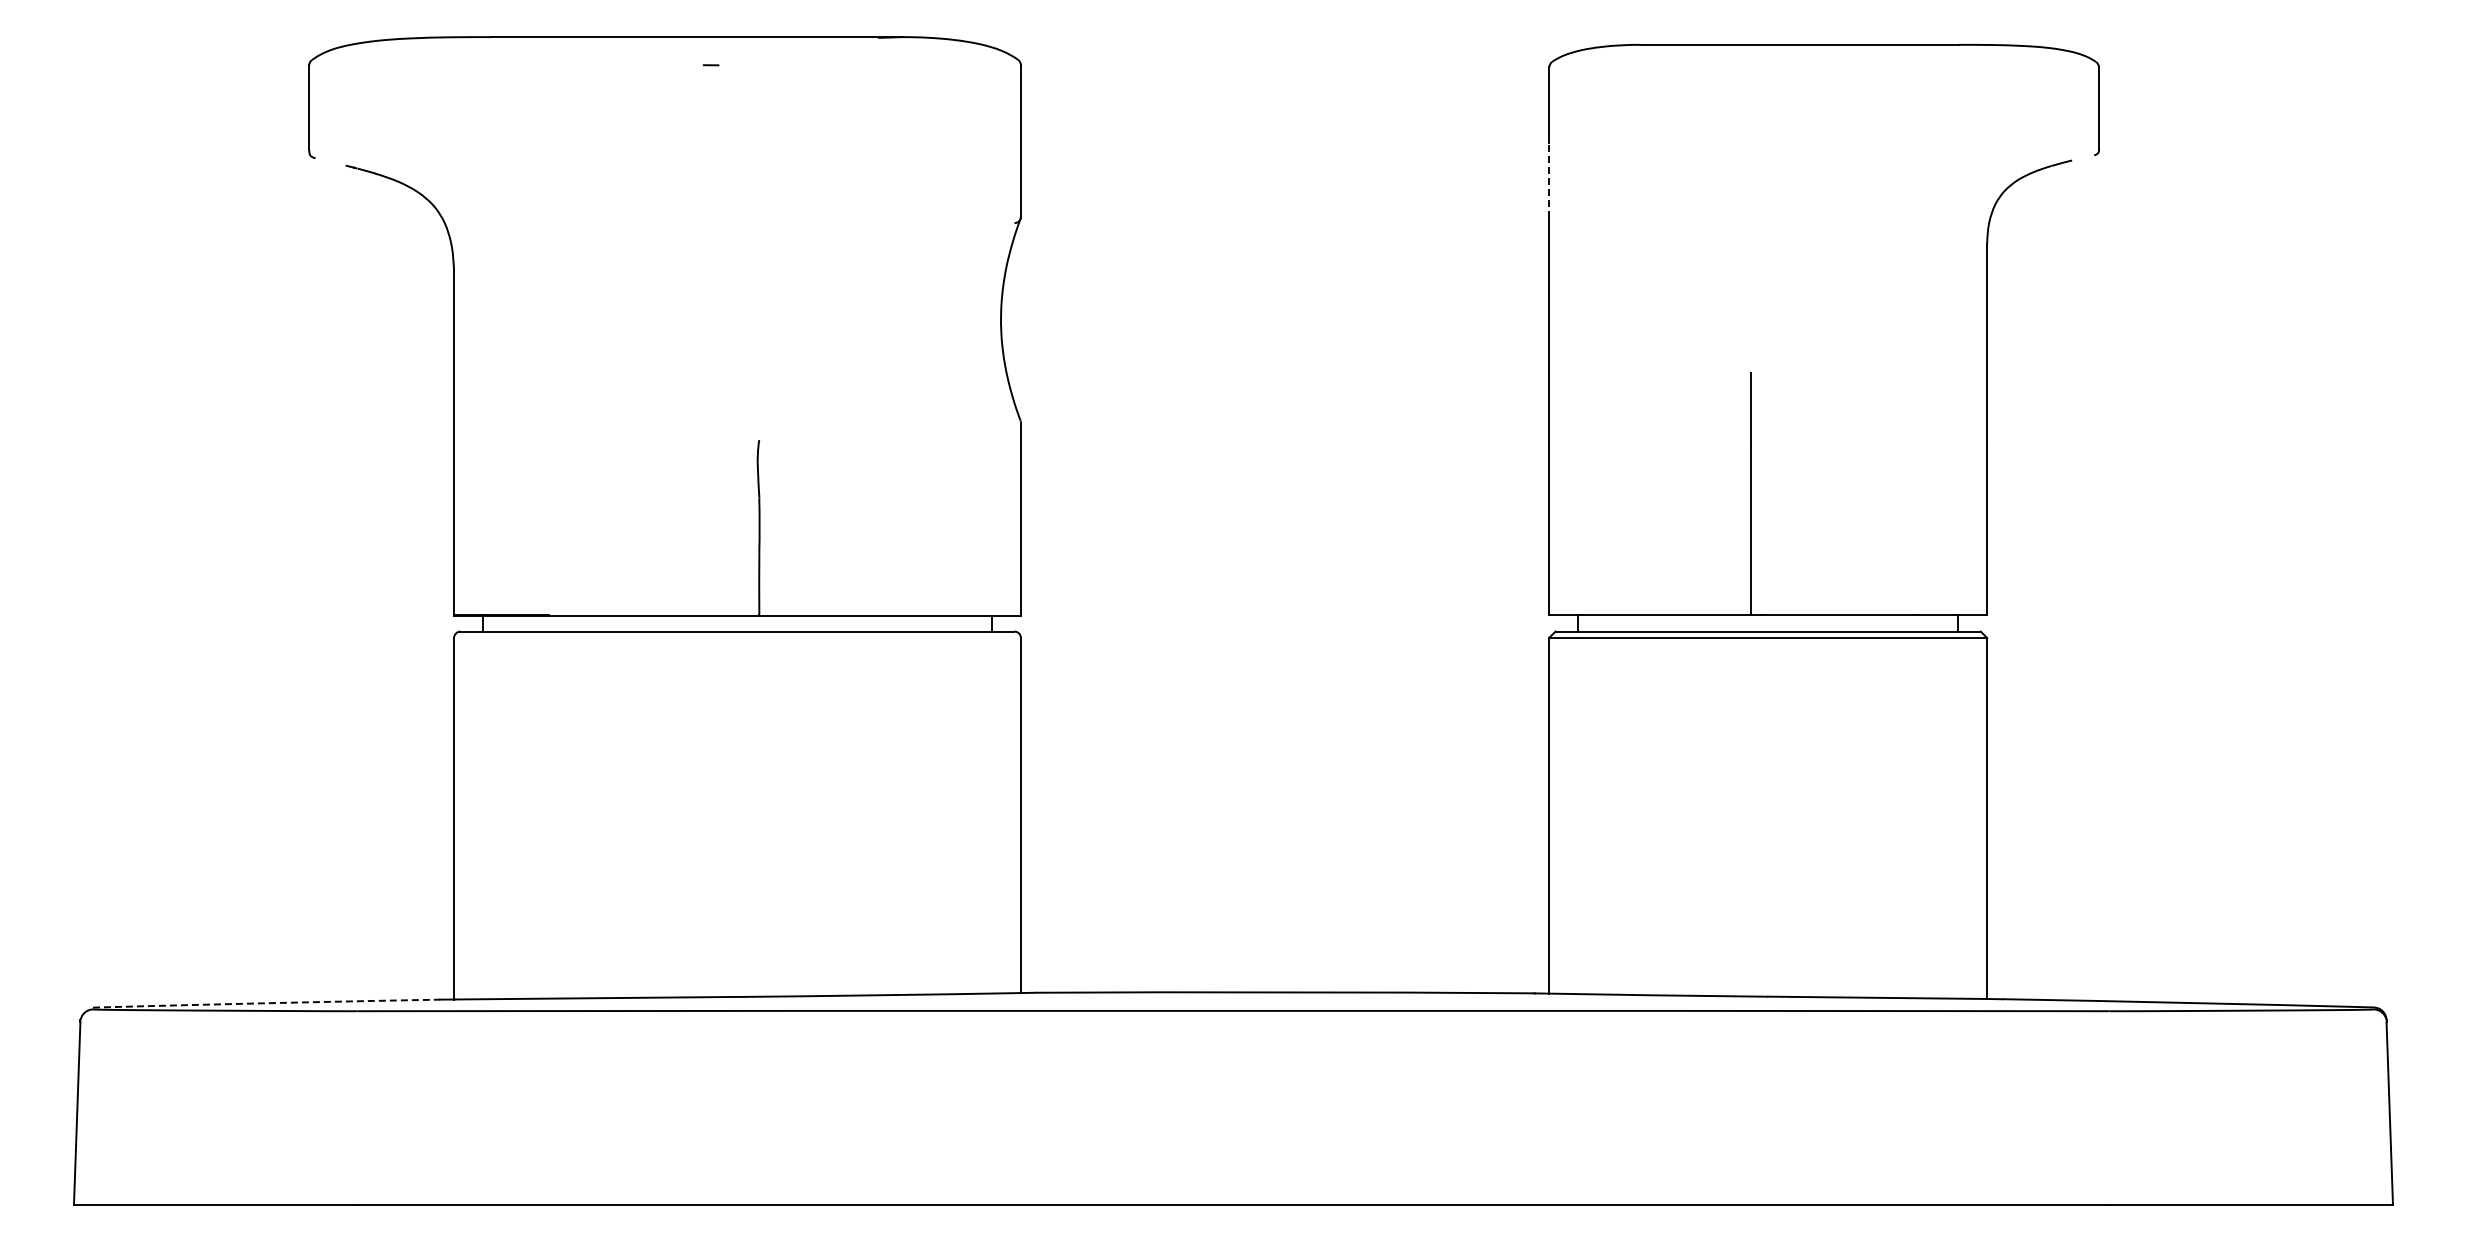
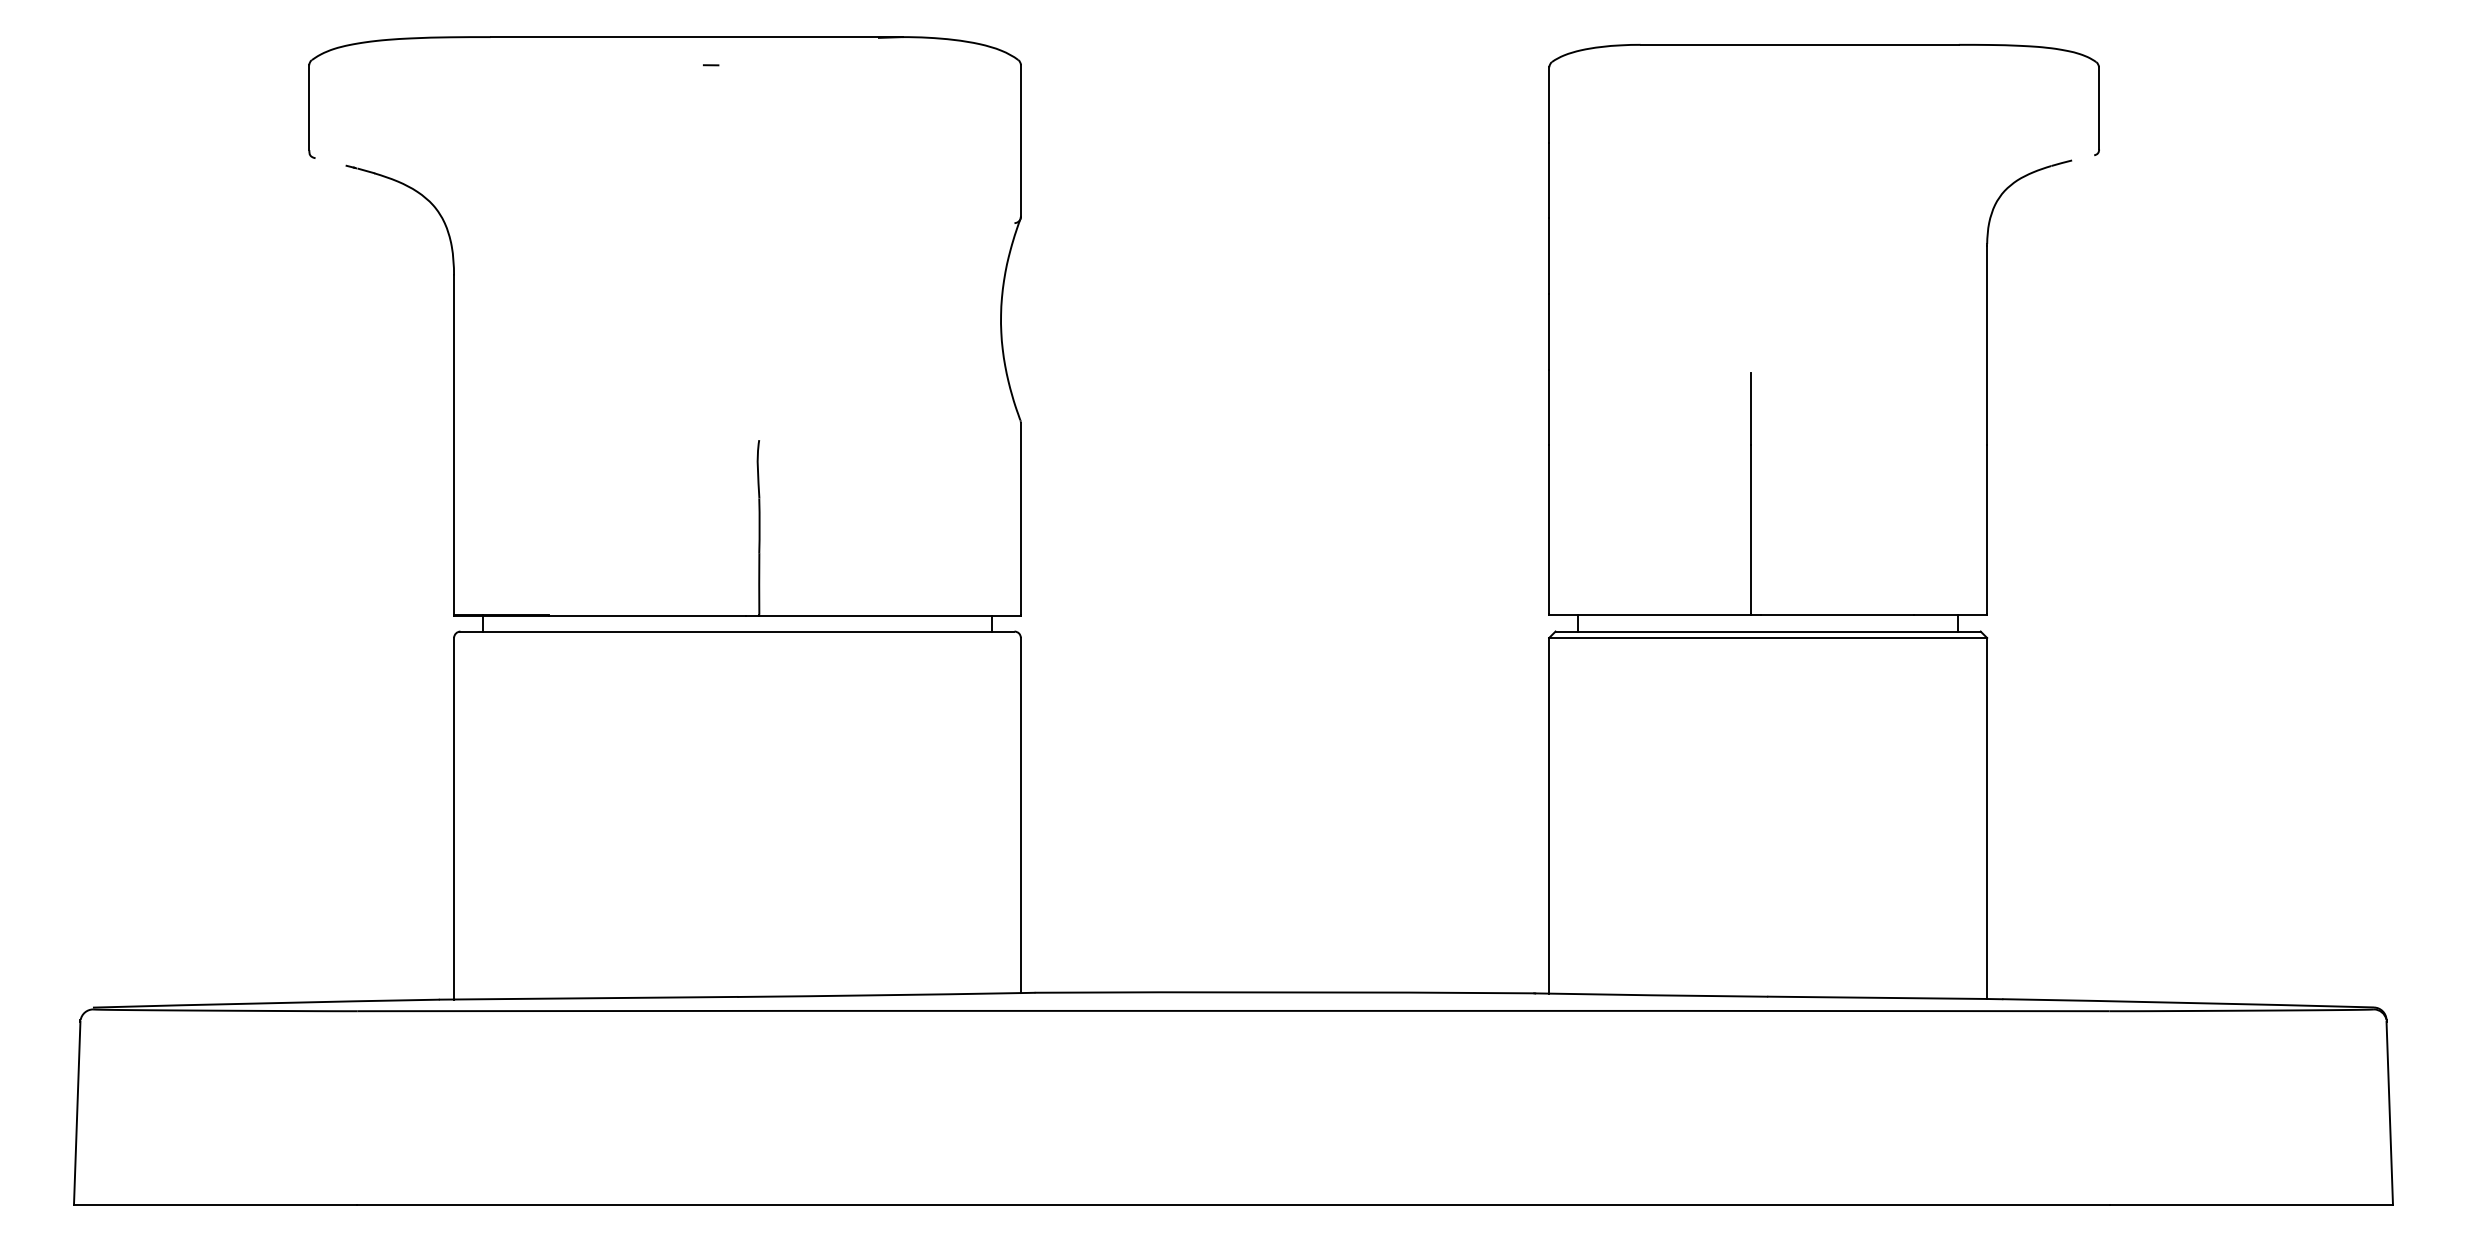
line: dashed -> solid (1549, 180)
arc: dashed -> solid (266, 1003)
